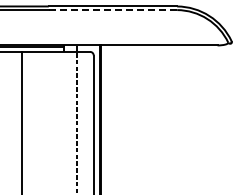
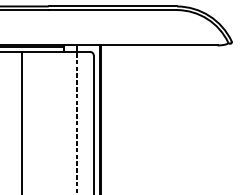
line: dashed -> solid (112, 10)
